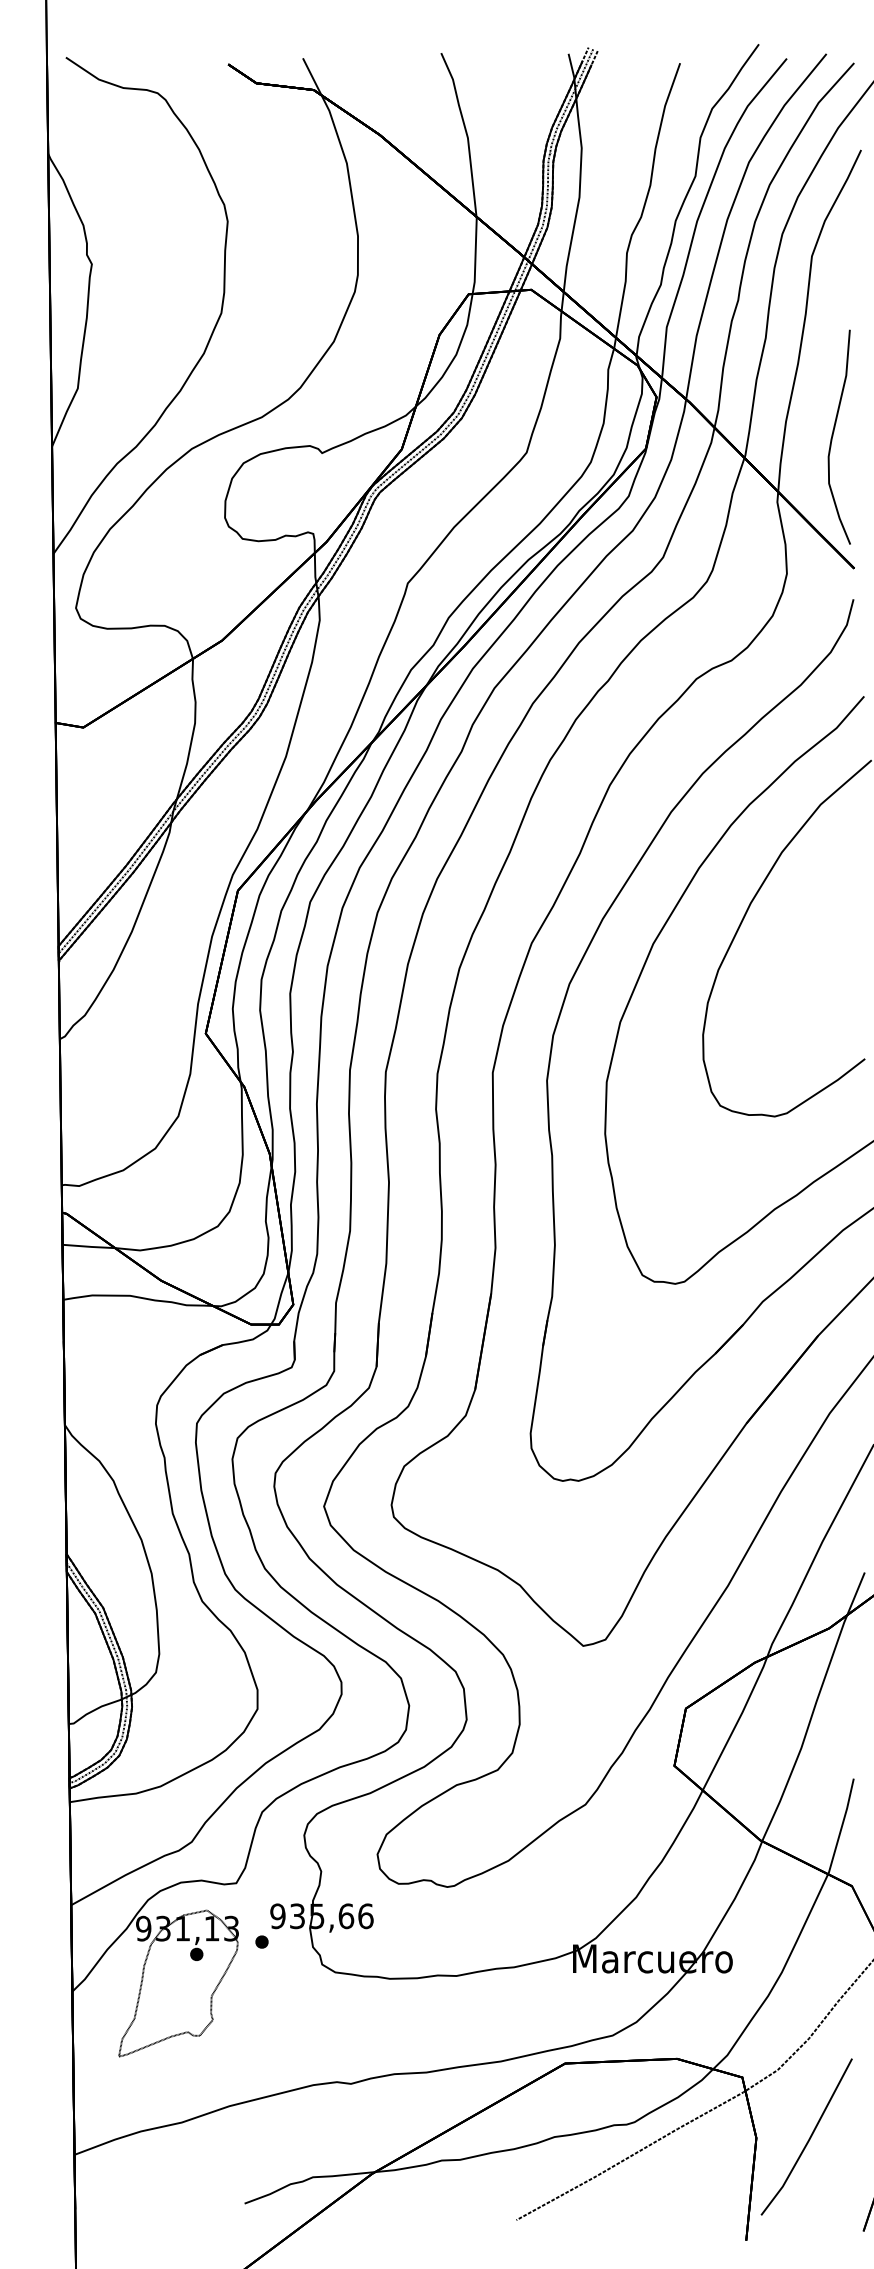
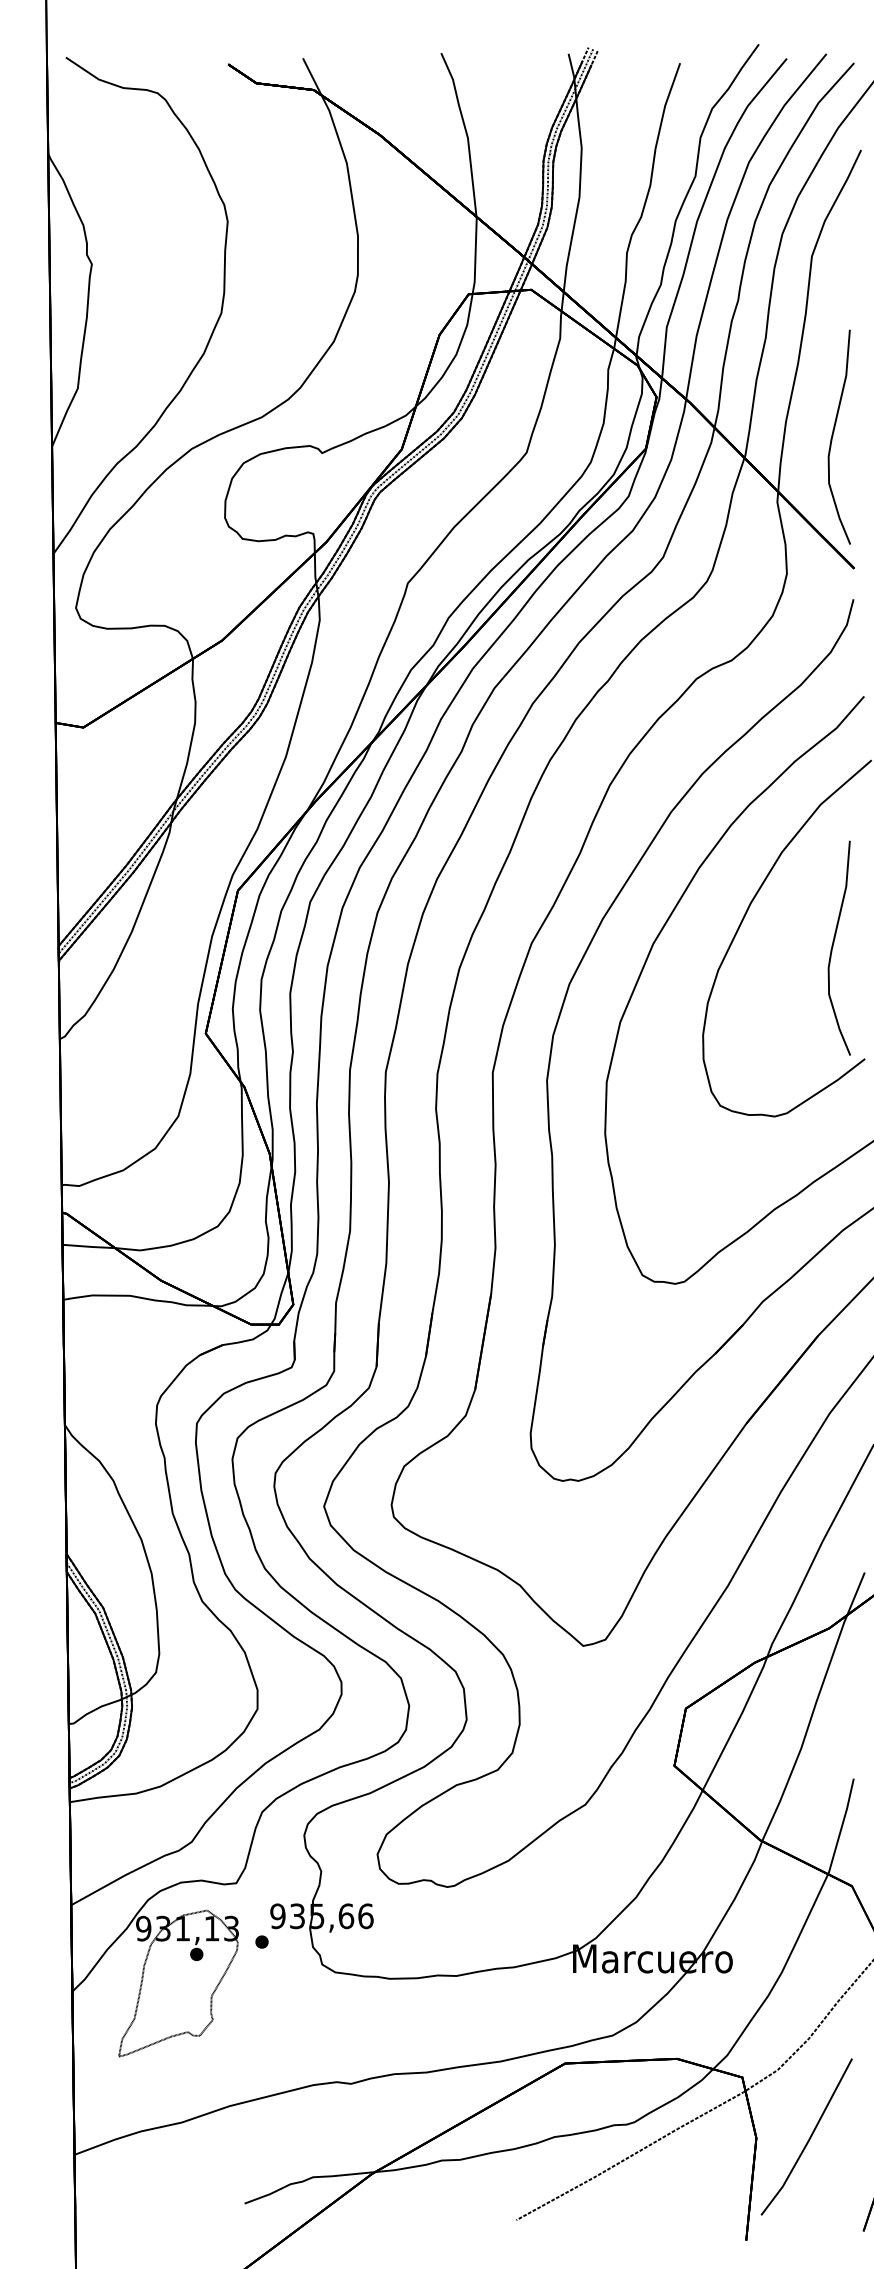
curve: none -> present (833, 947)
